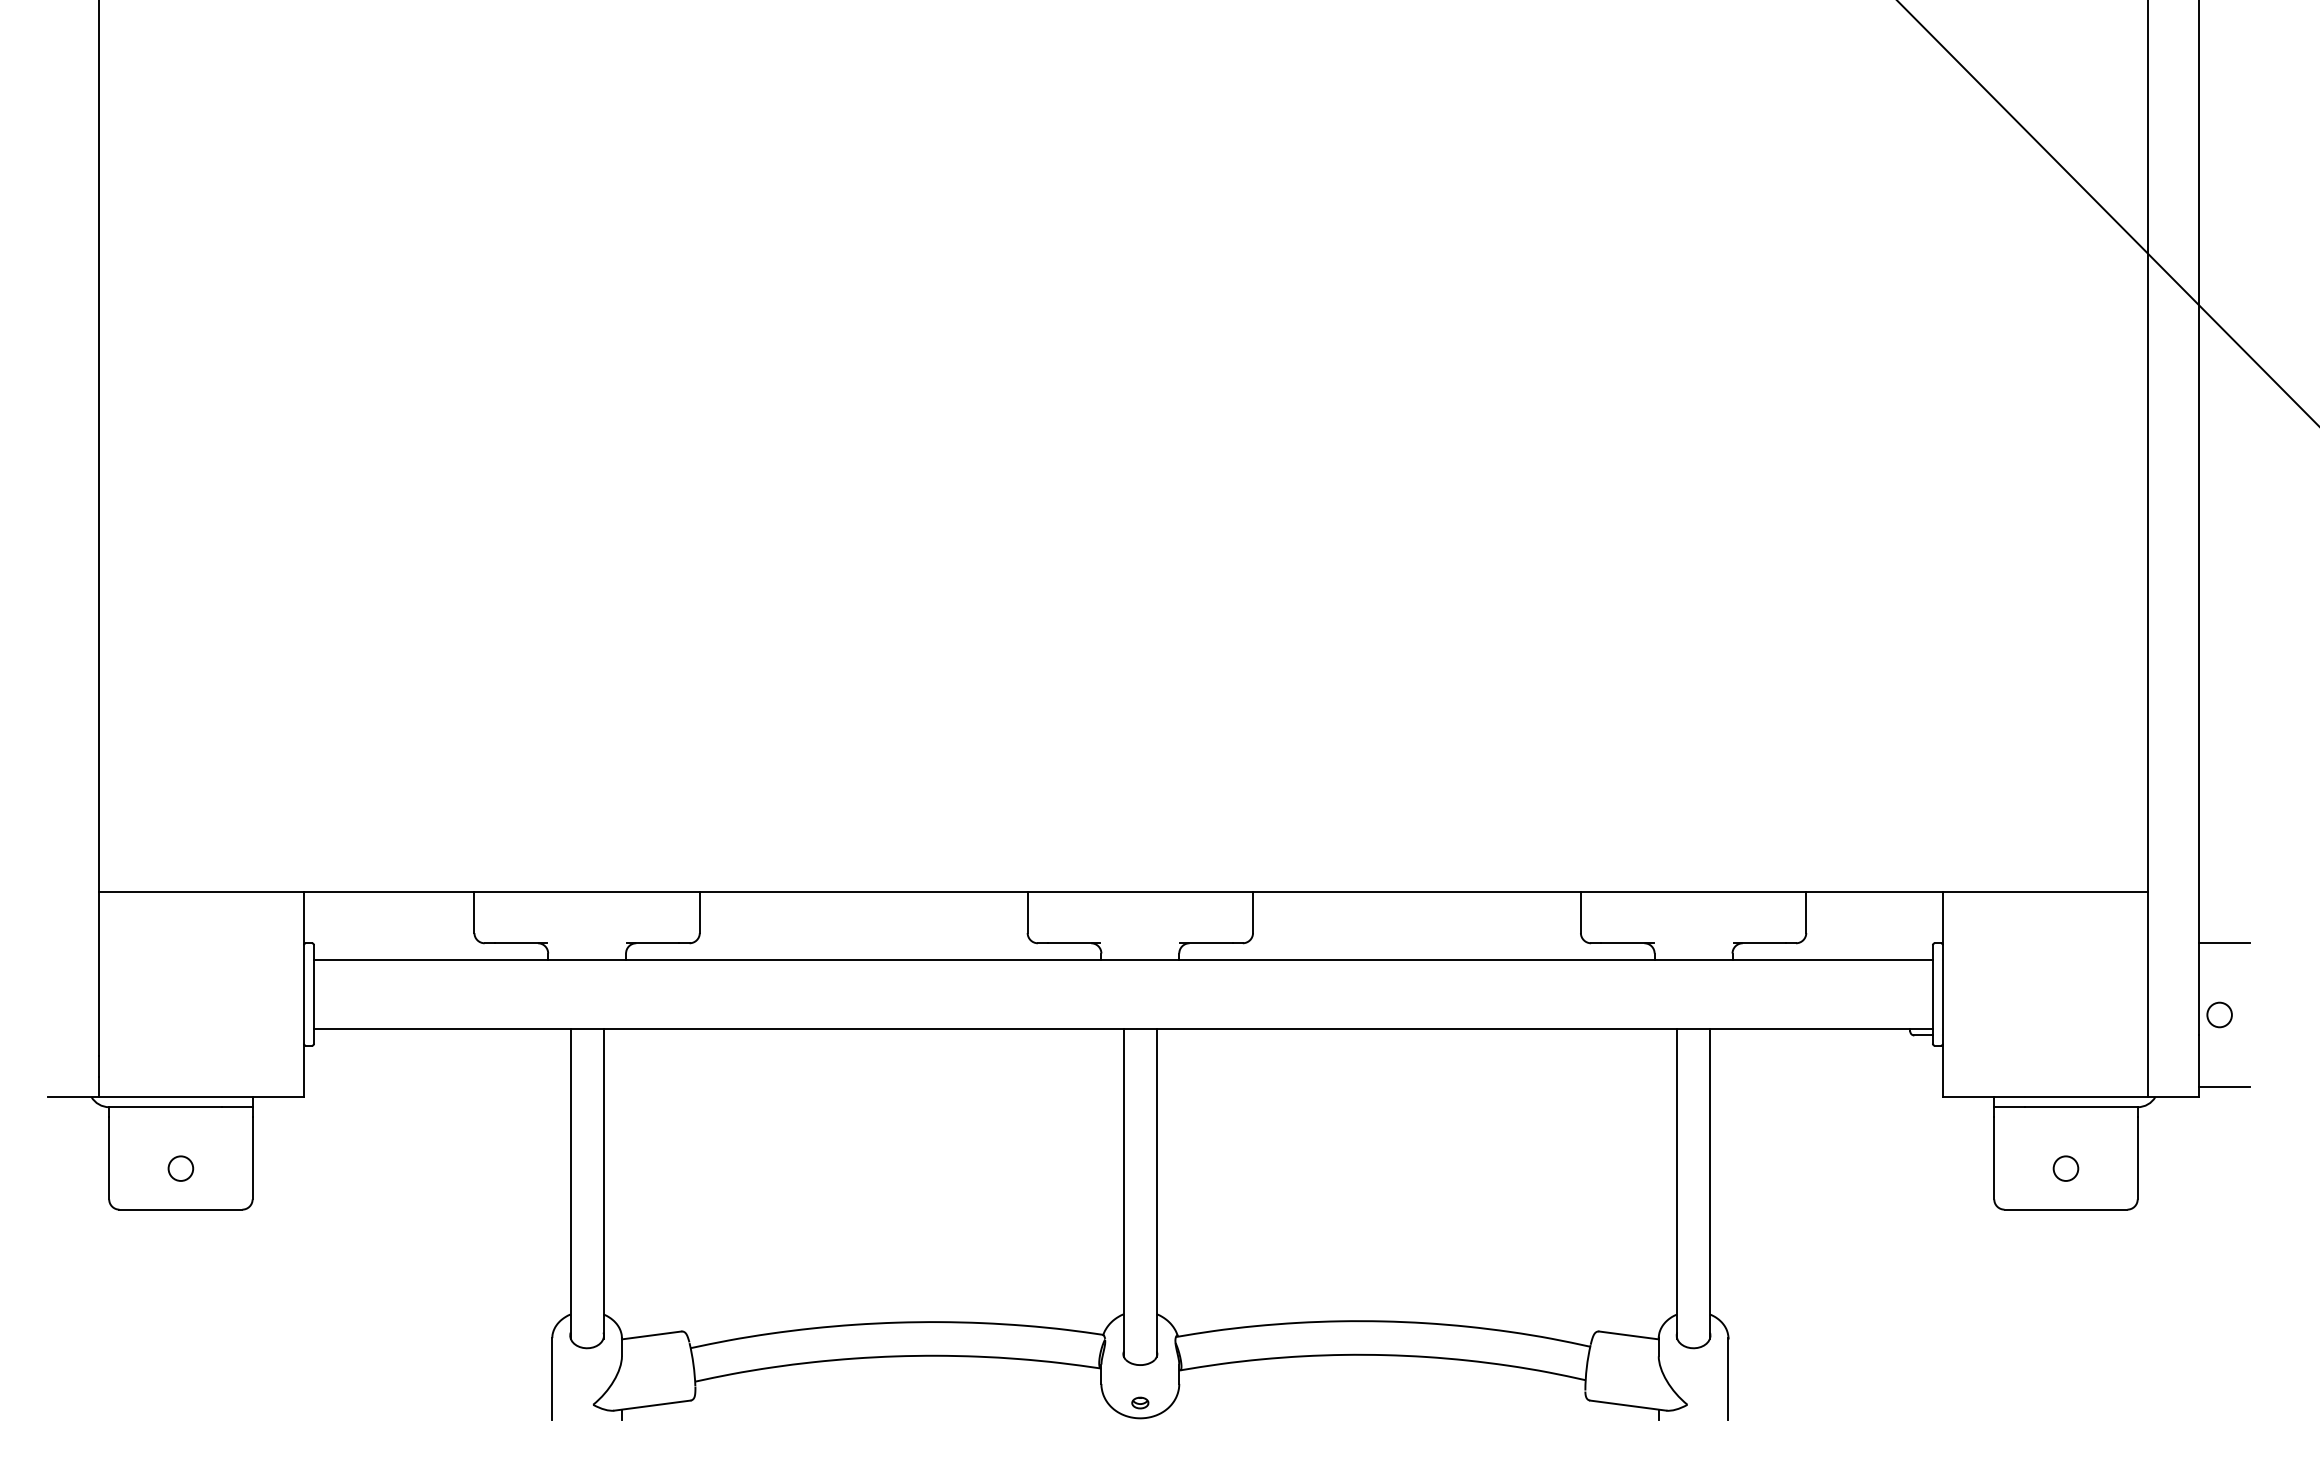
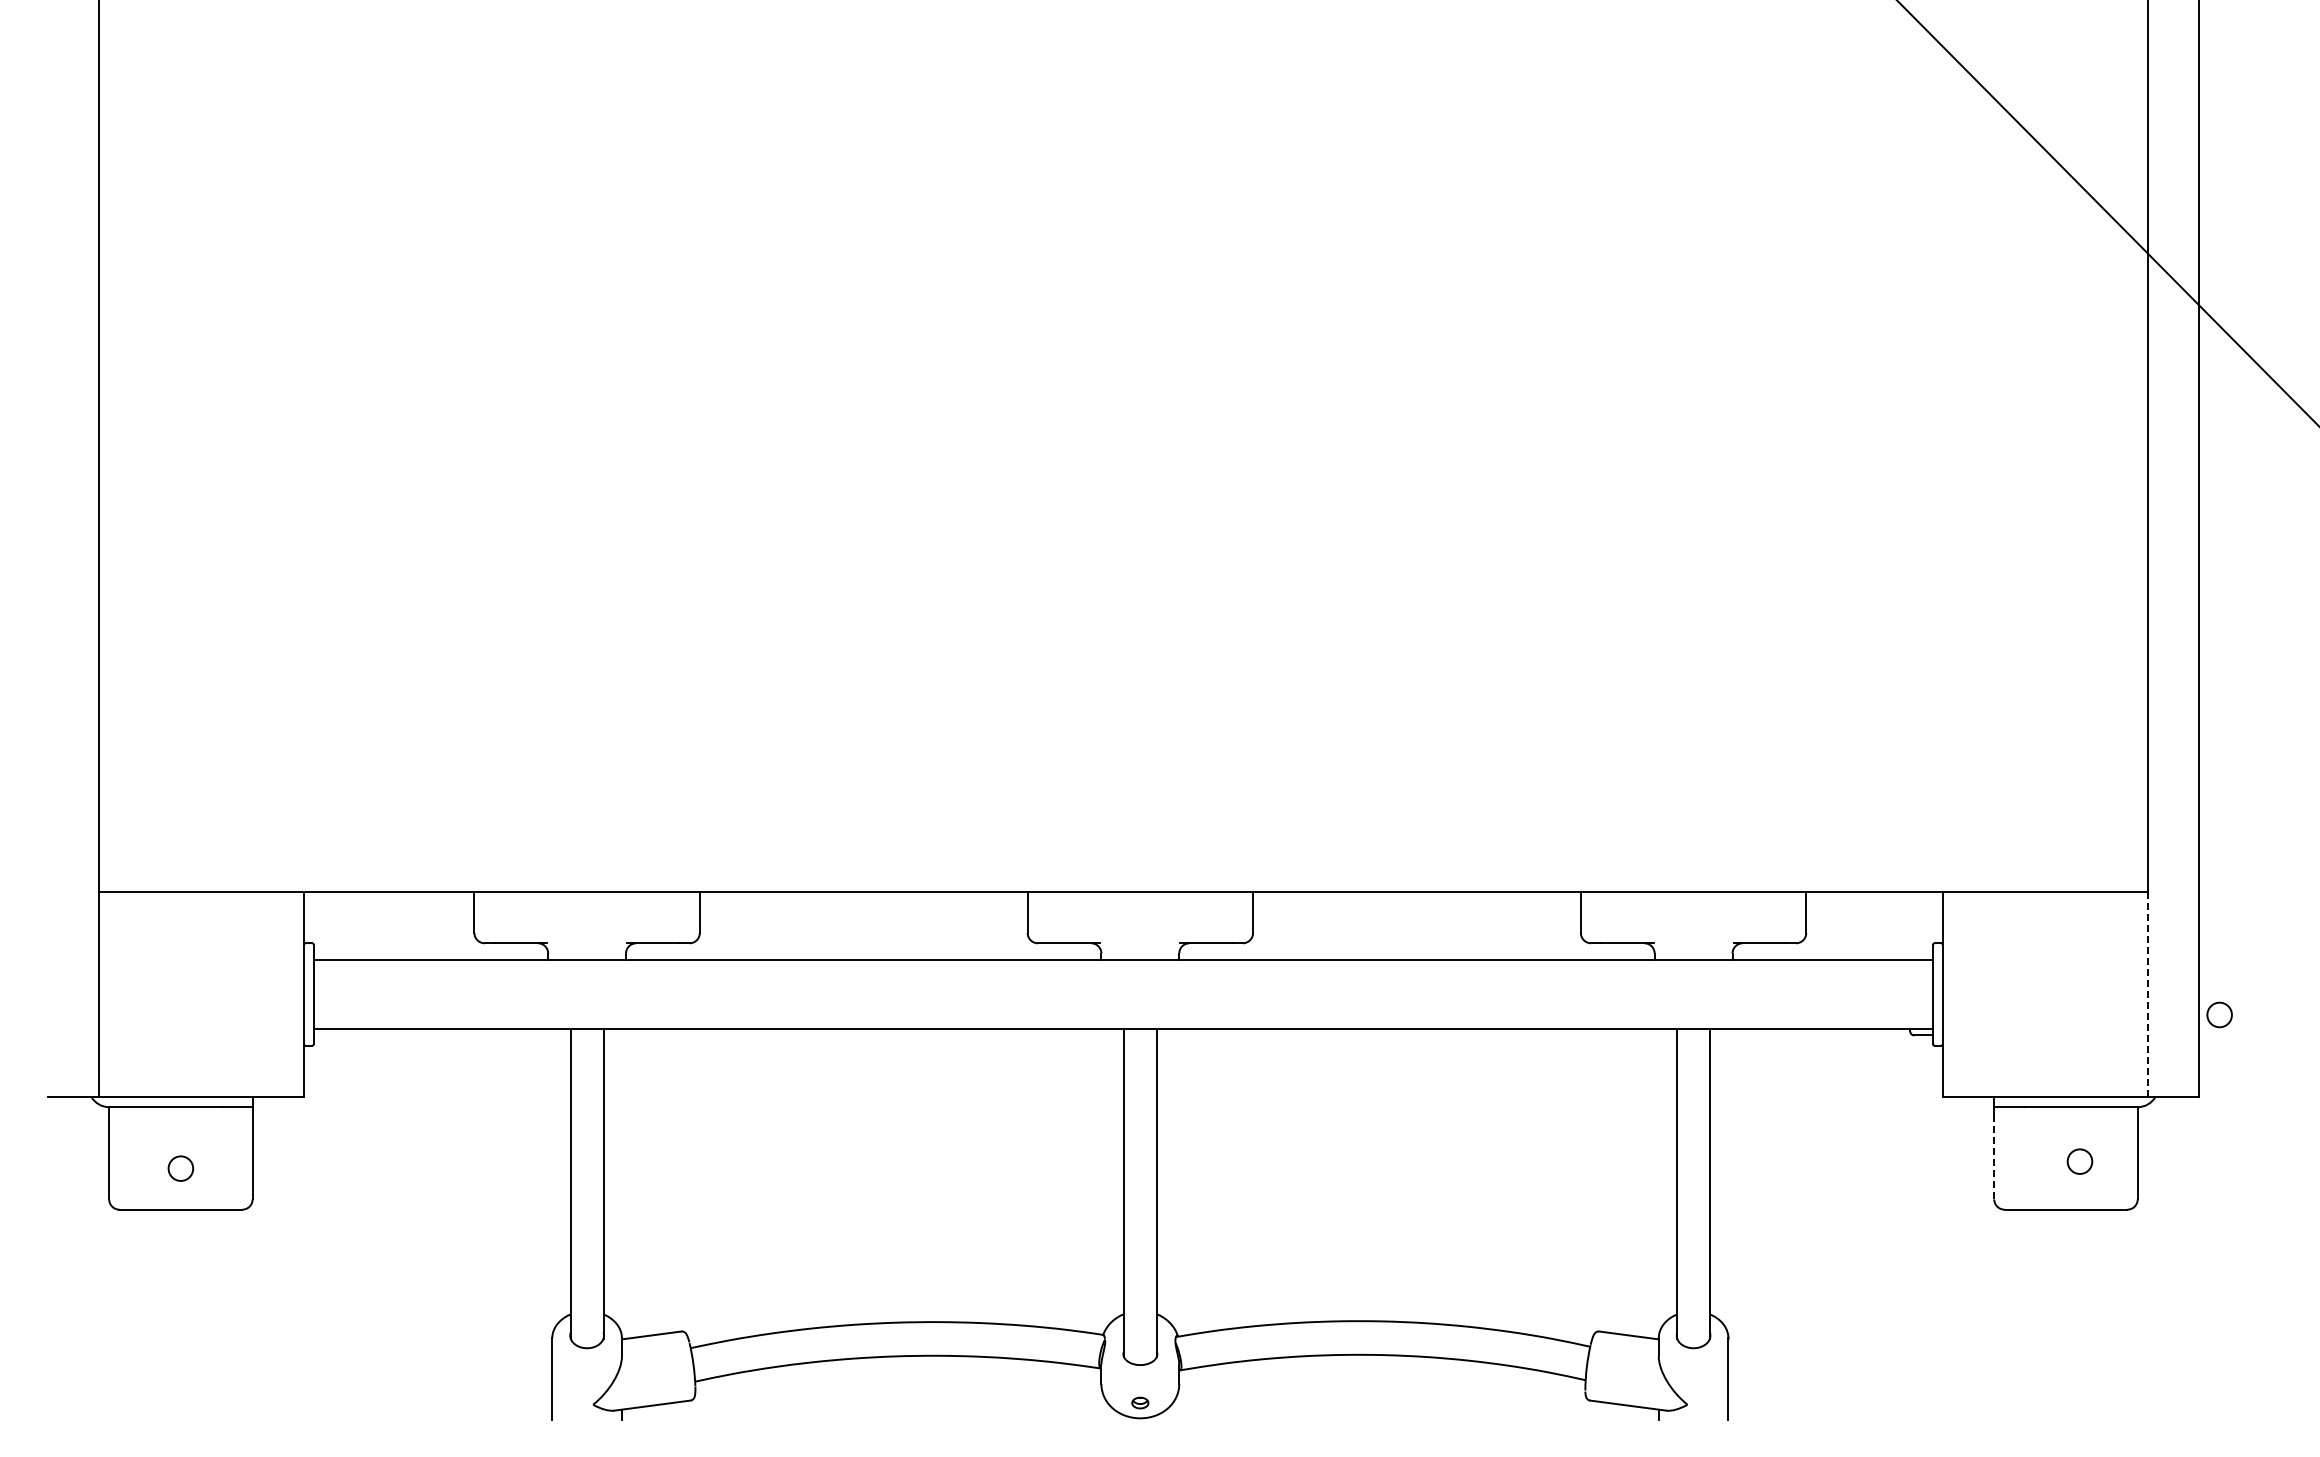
line: present -> none (2224, 943)
line: solid -> dashed (2147, 994)
line: present -> none (2224, 1086)
line: solid -> dashed (1994, 1158)
circle position: (2065, 1168) -> (2079, 1161) (2079, 1161)
